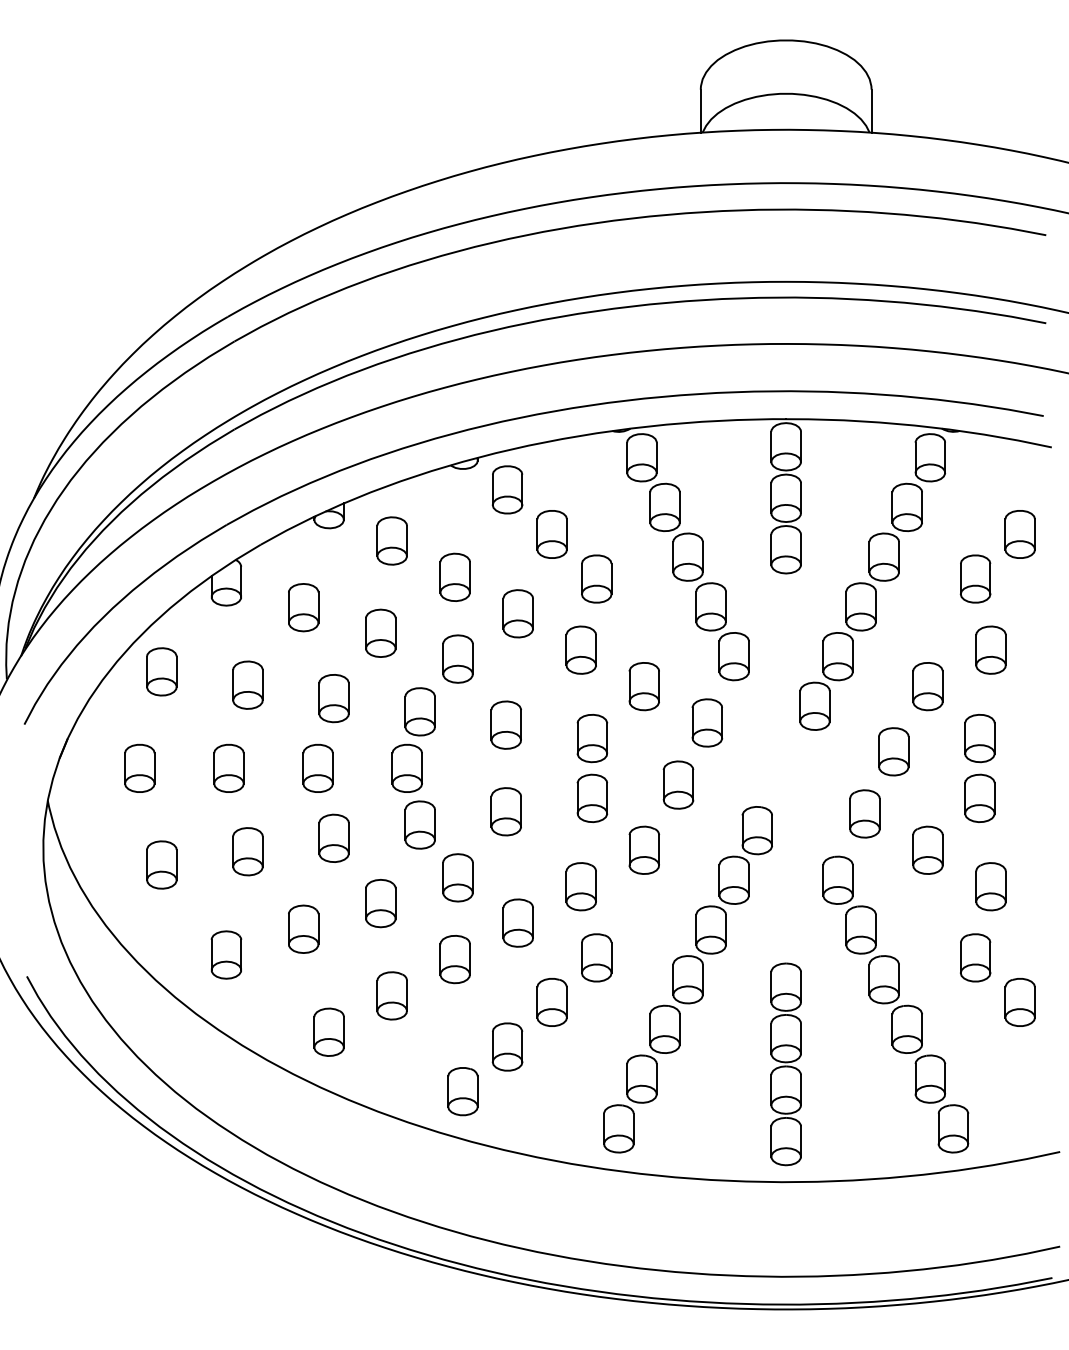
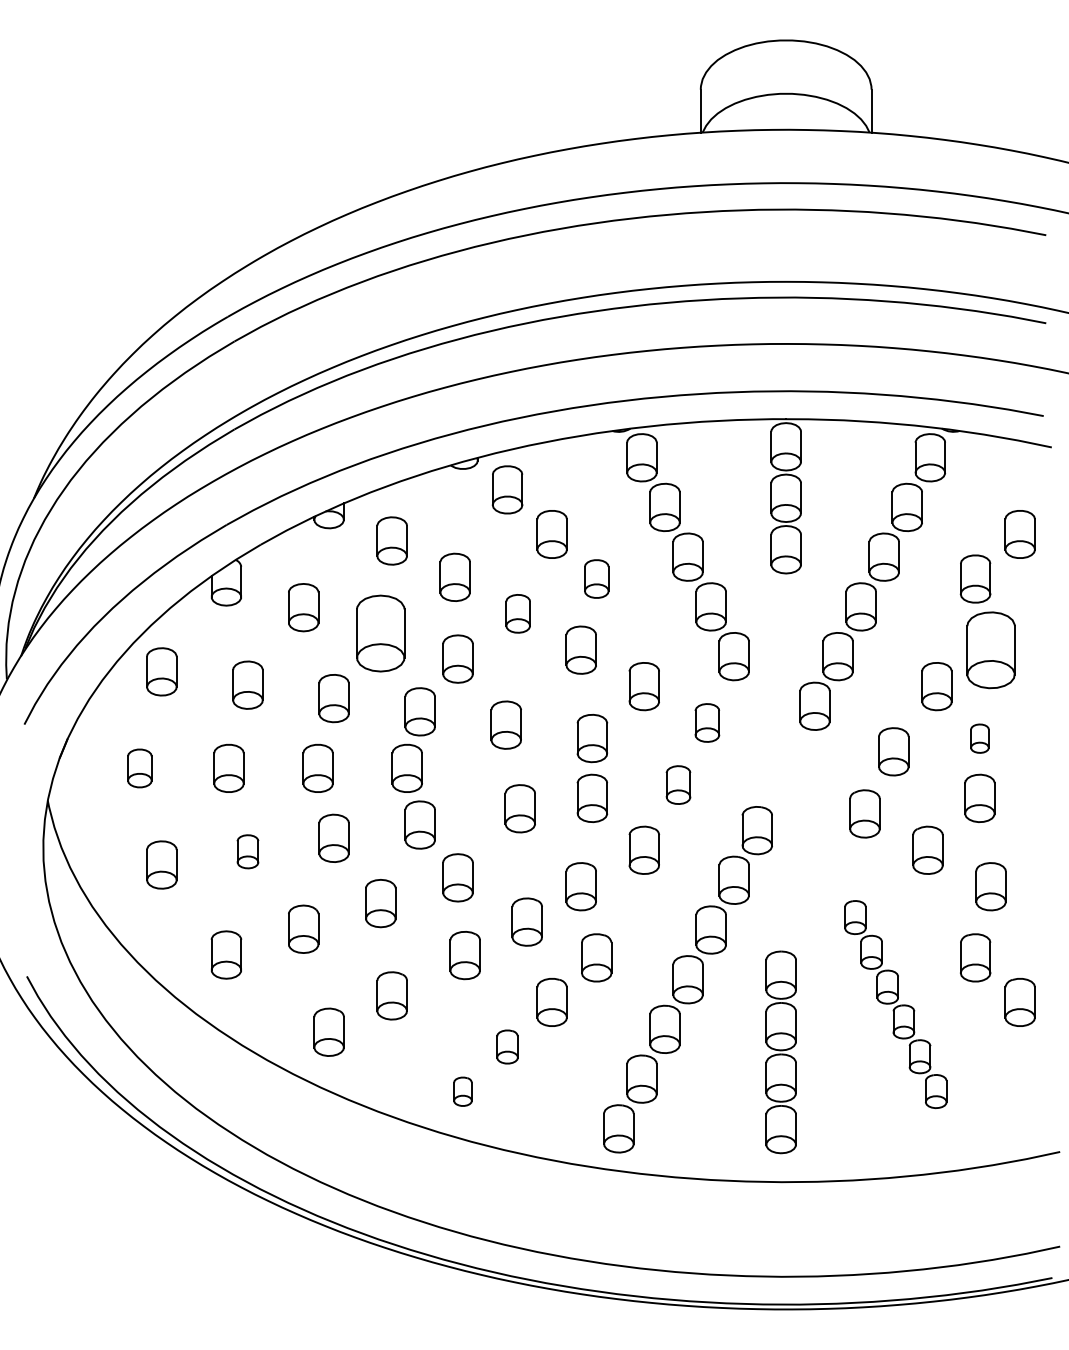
part size: 32x50 px -> 26x40 px (596, 578)
part size: 32x50 px -> 26x40 px (517, 613)
part size: 32x50 px -> 50x79 px (380, 633)
part size: 32x50 px -> 50x79 px (990, 650)
part position: (927, 686) -> (936, 686) (936, 686)
part size: 33x50 px -> 27x40 px (707, 722)
part size: 32x50 px -> 20x31 px (979, 738)
part size: 32x49 px -> 26x41 px (139, 768)
part size: 33x50 px -> 27x40 px (678, 784)
part position: (505, 811) -> (519, 808) (519, 808)
part size: 32x50 px -> 24x36 px (247, 851)
part position: (517, 922) -> (526, 921) (526, 921)
part position: (454, 959) -> (464, 955) (464, 955)
part size: 148x299 px -> 104x210 px (895, 1004)
part size: 33x50 px -> 23x36 px (507, 1046)
part position: (785, 1064) -> (780, 1052) (780, 1052)
part size: 32x50 px -> 20x31 px (462, 1091)
